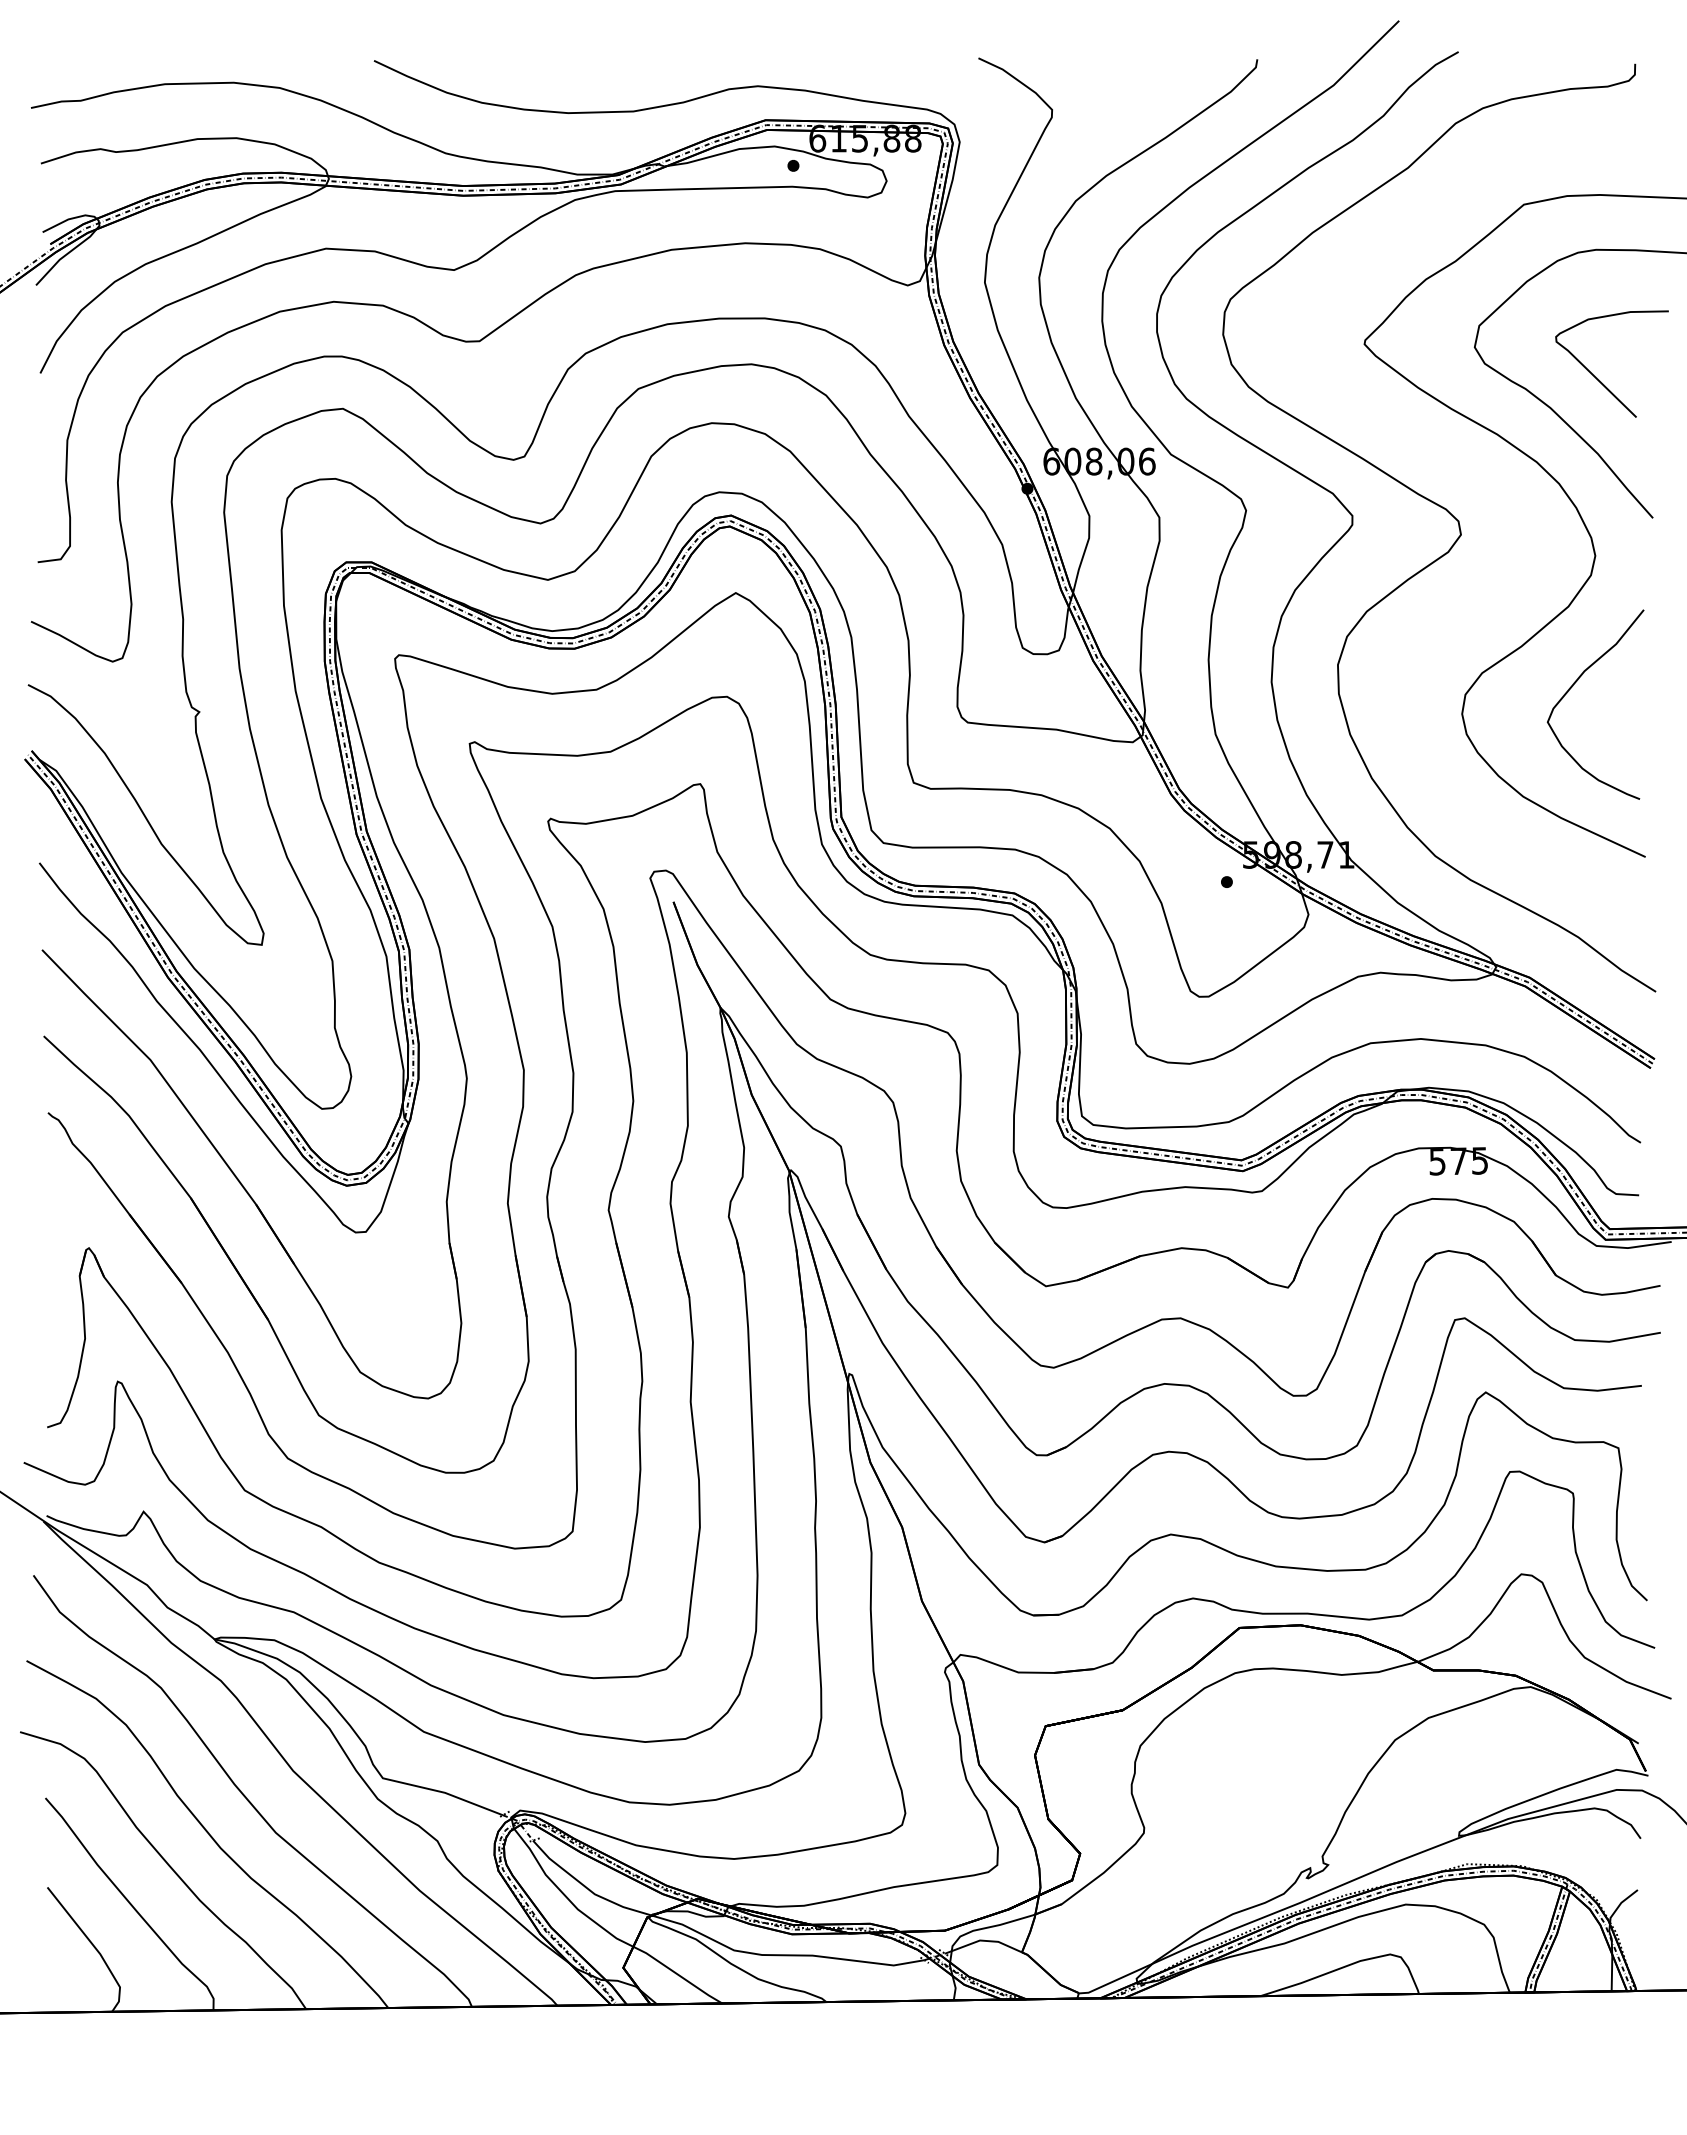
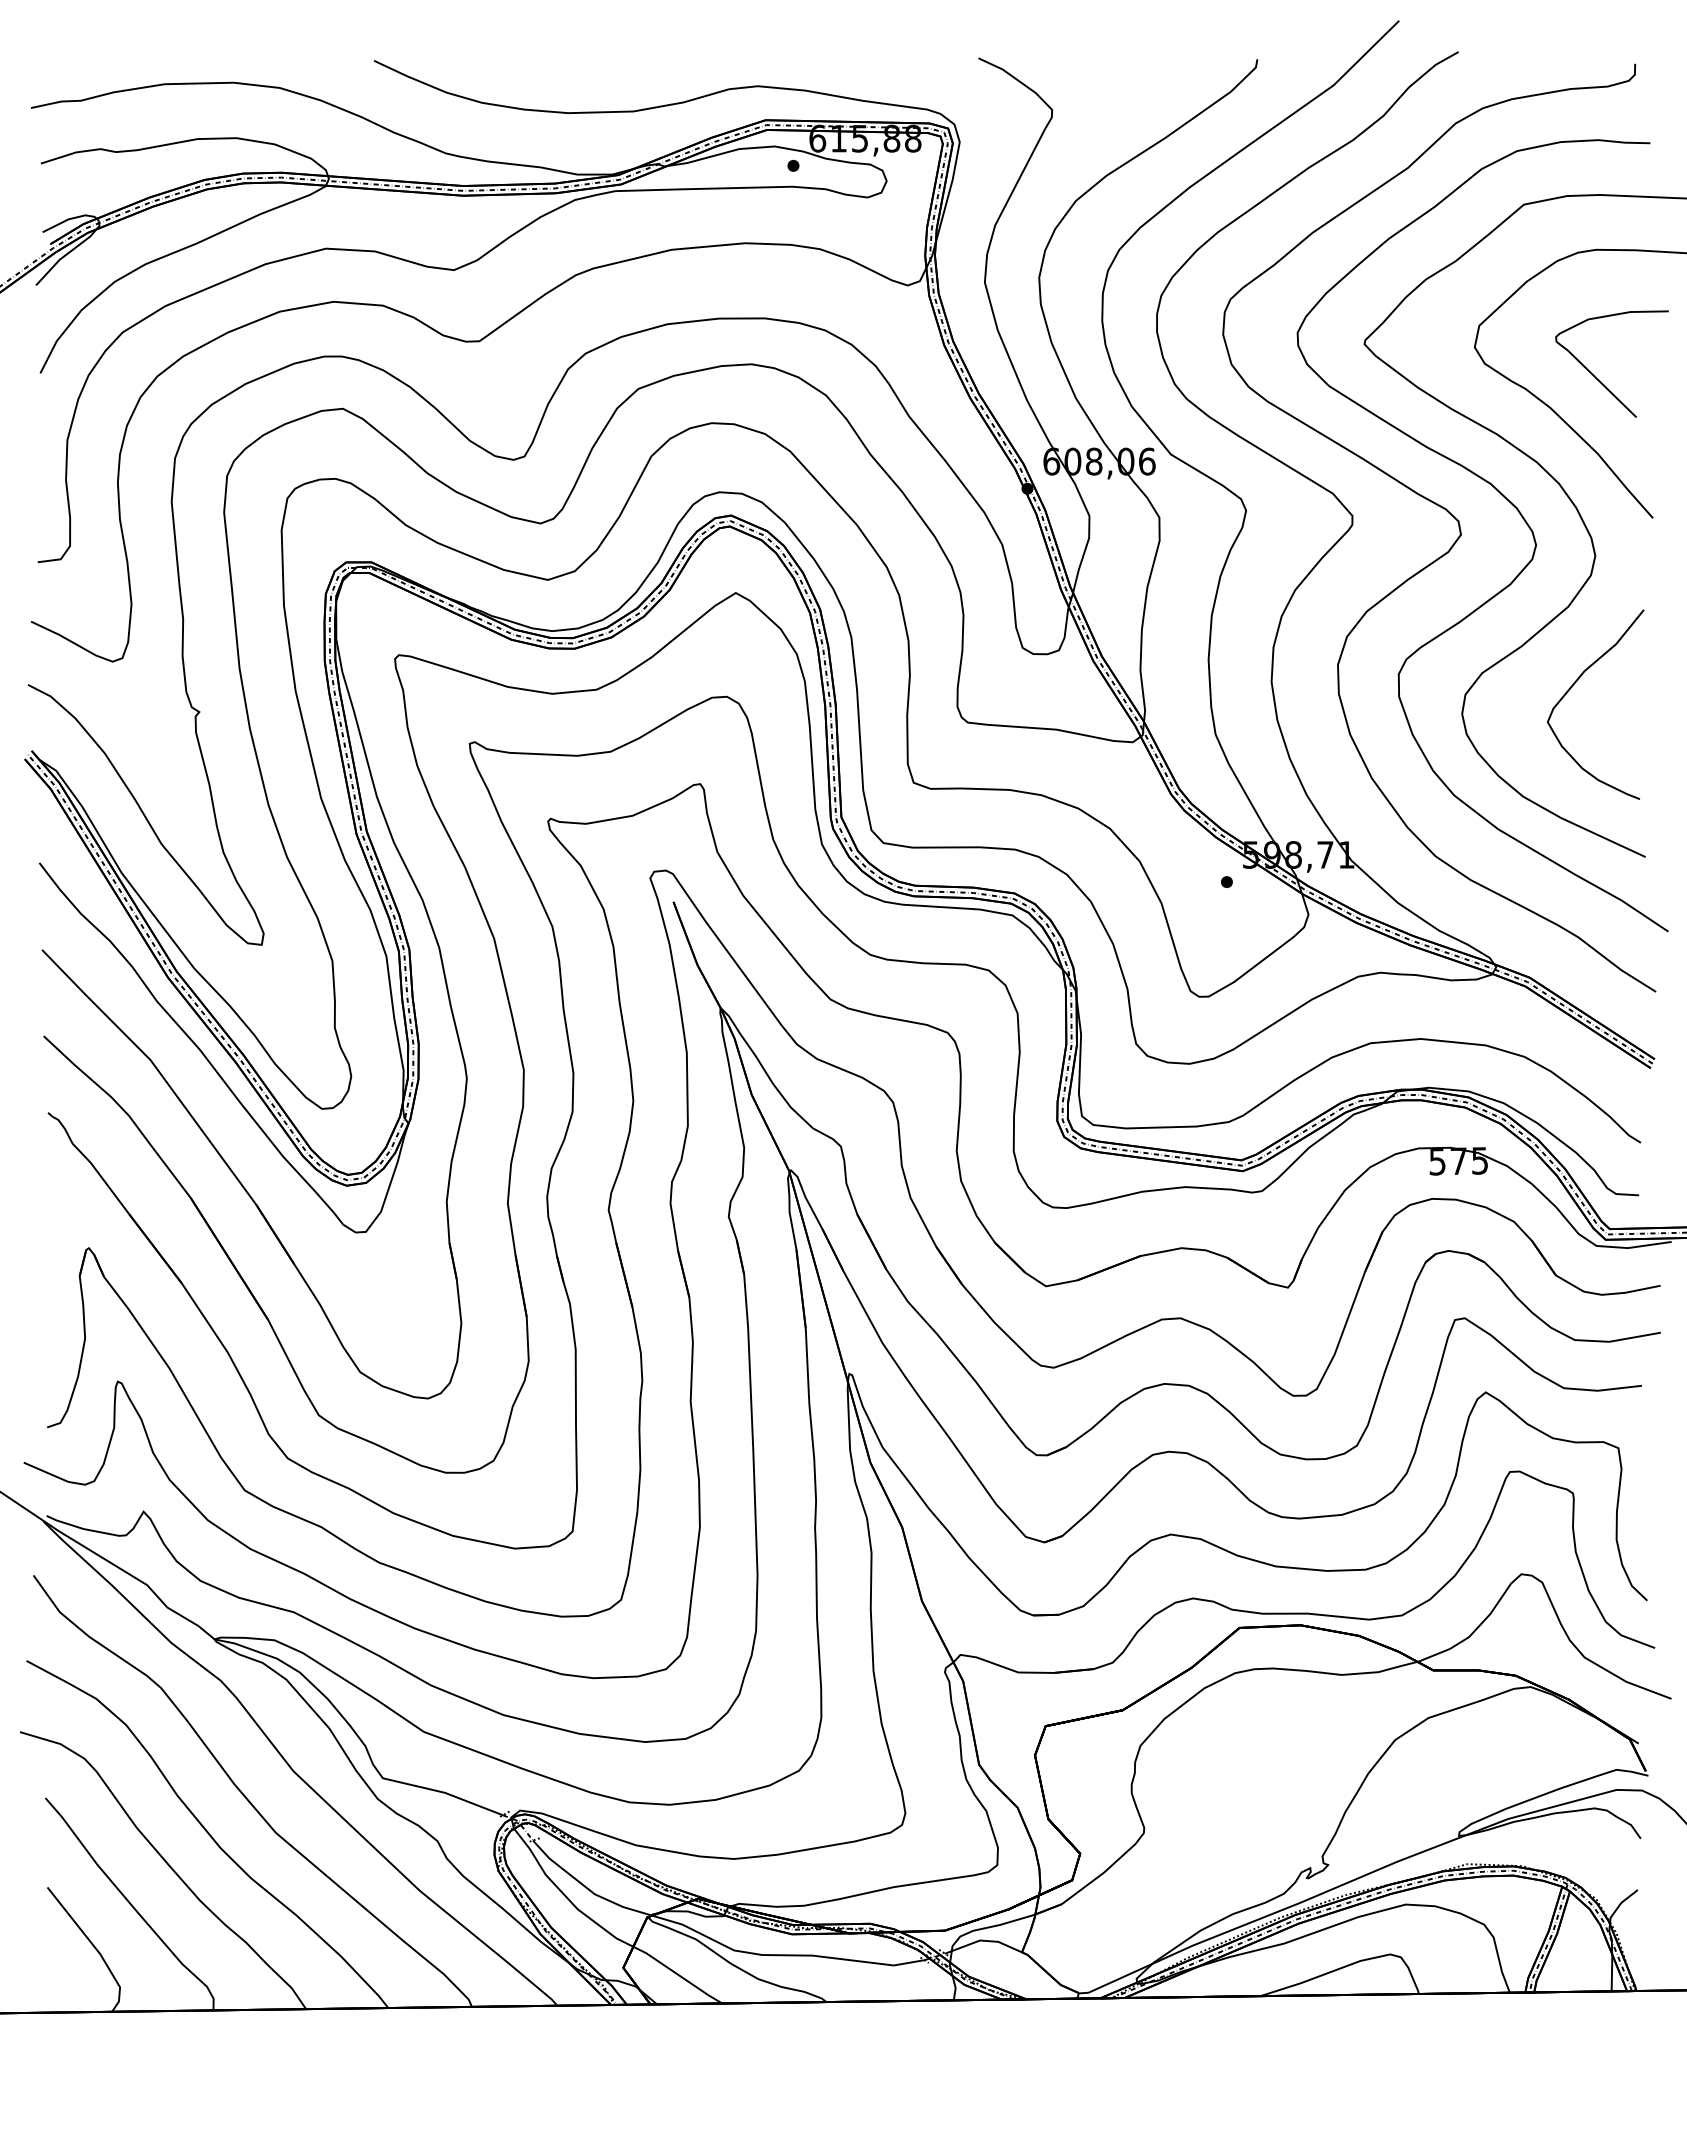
curve: none -> present (1512, 505)
